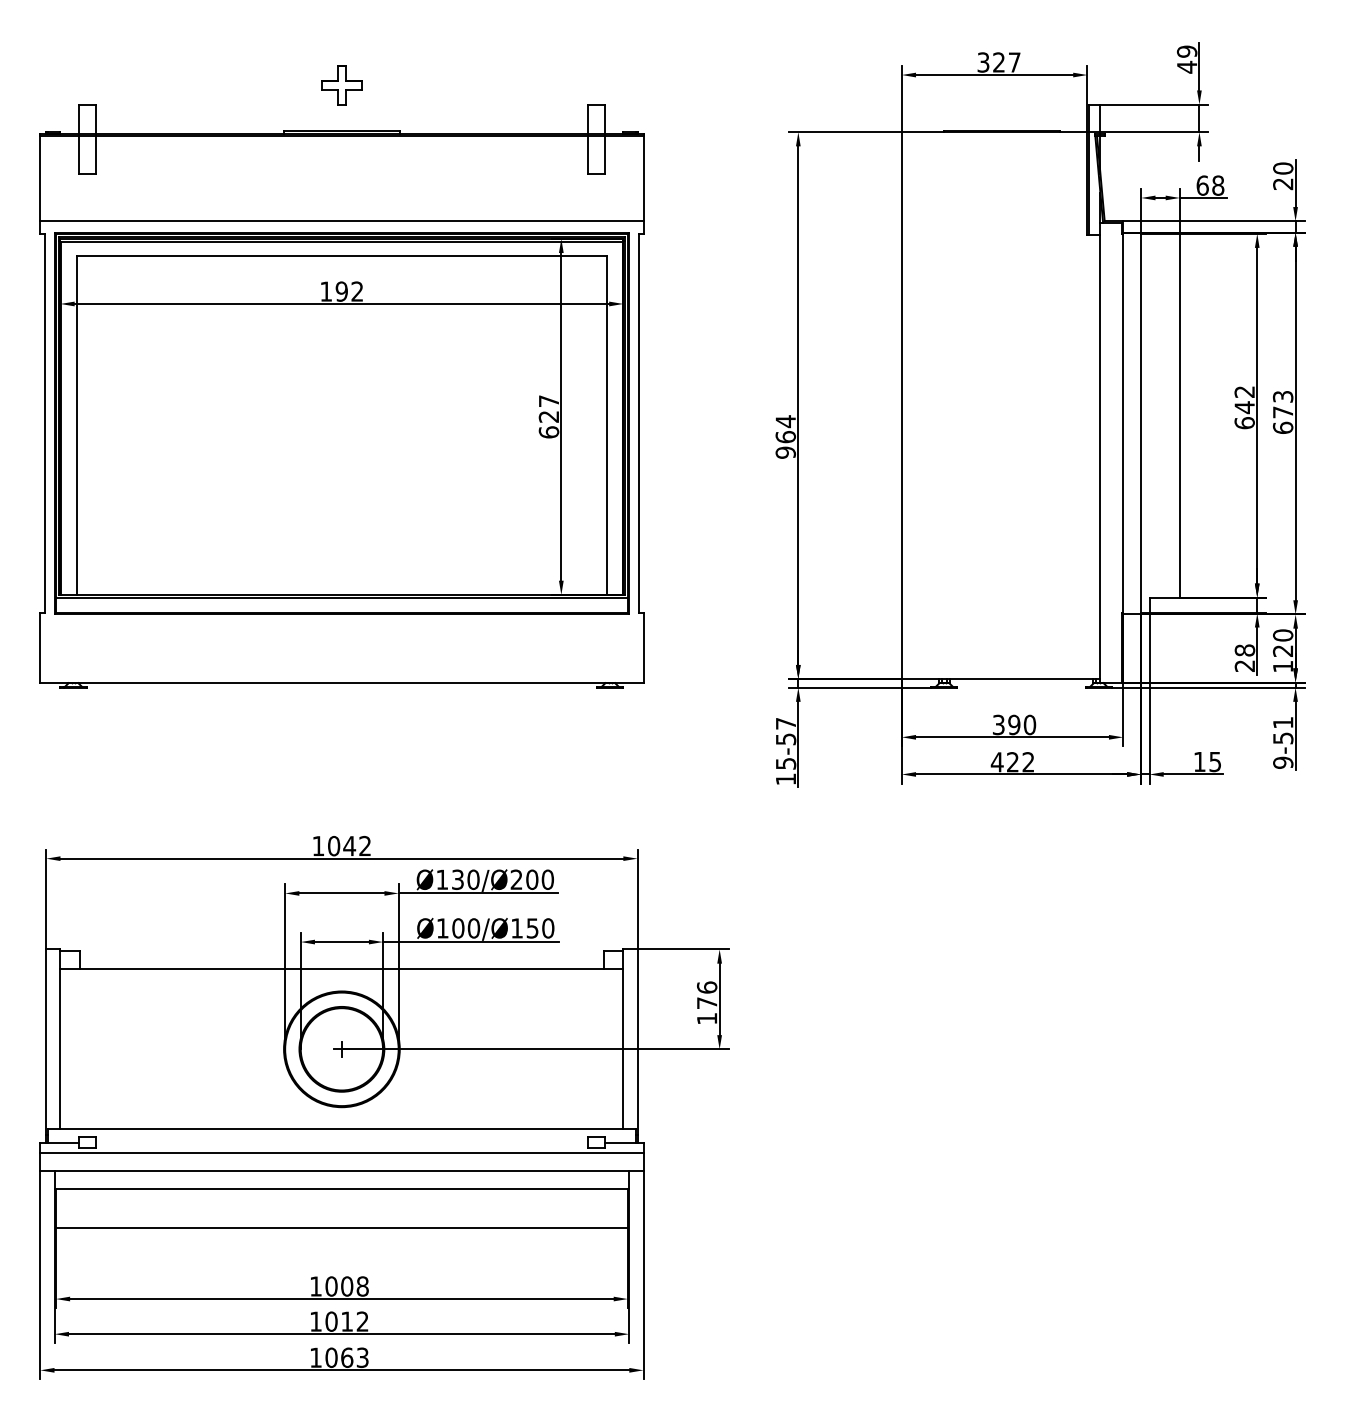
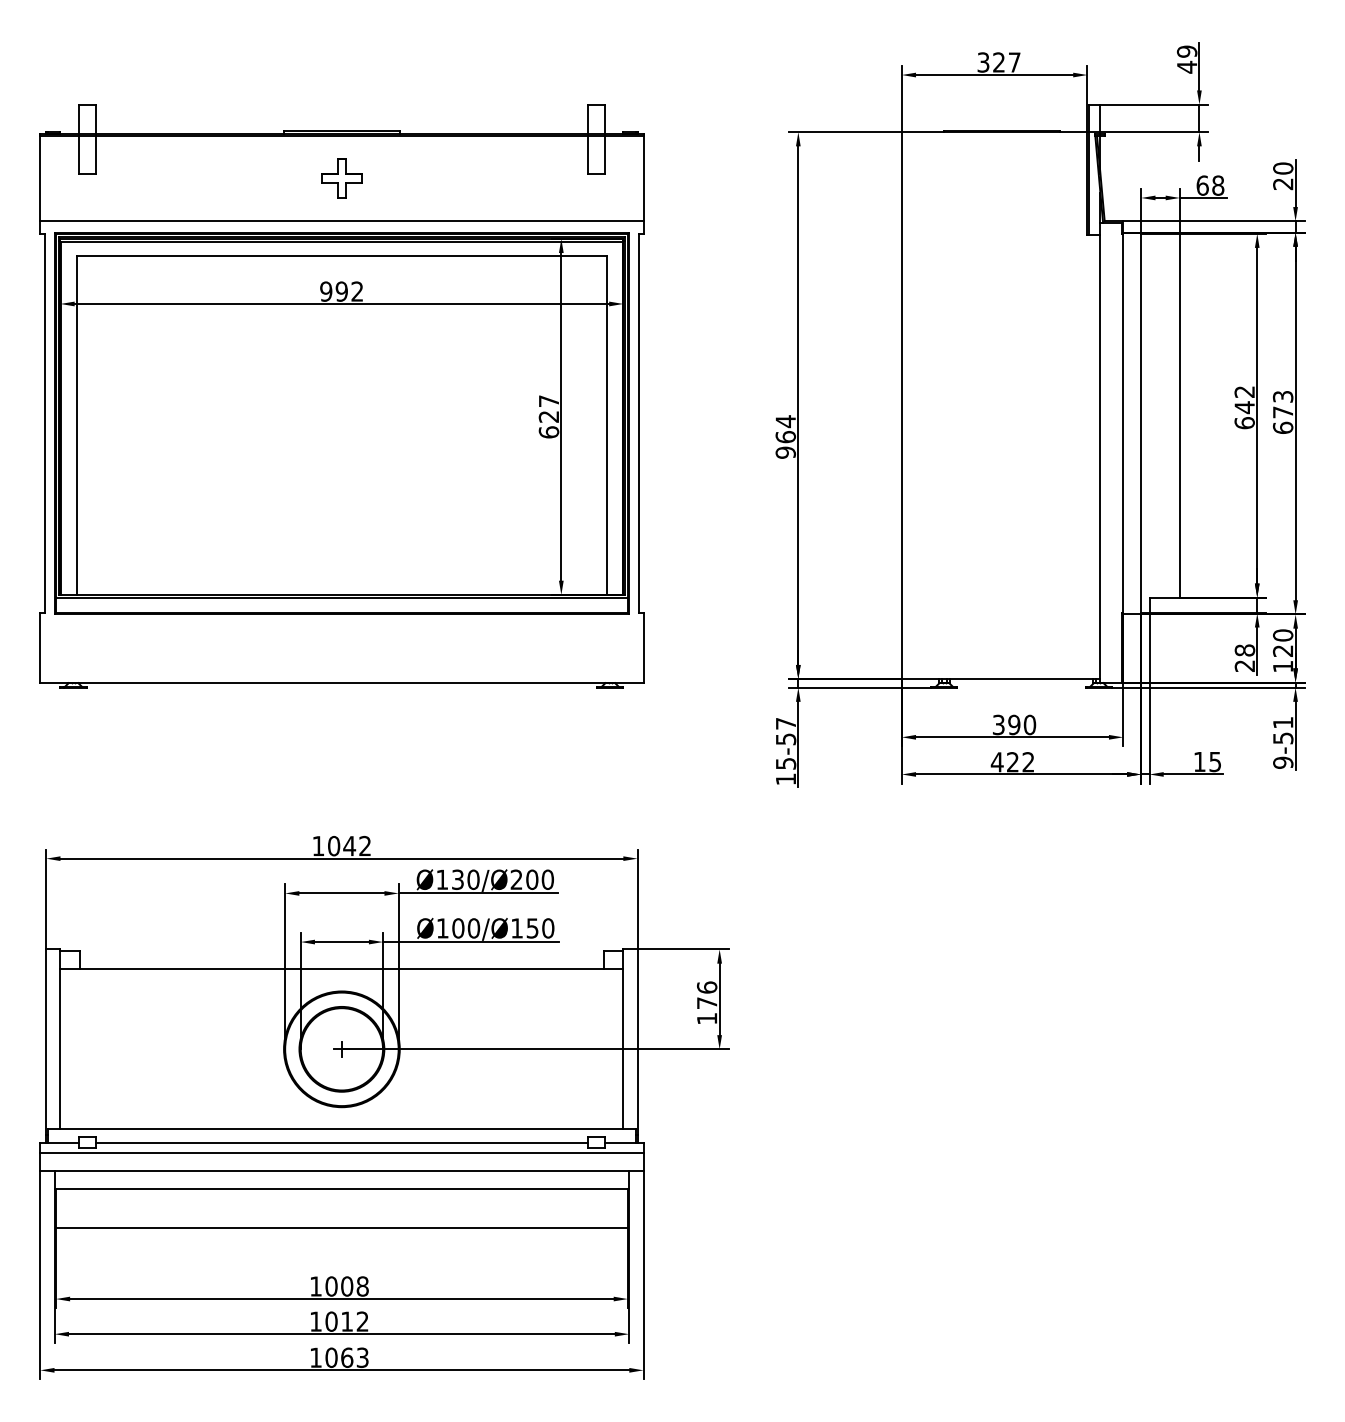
part position: (341, 85) -> (341, 178) (341, 178)
text: 192 -> 992 (326, 291)
line: none -> present (341, 1142)
